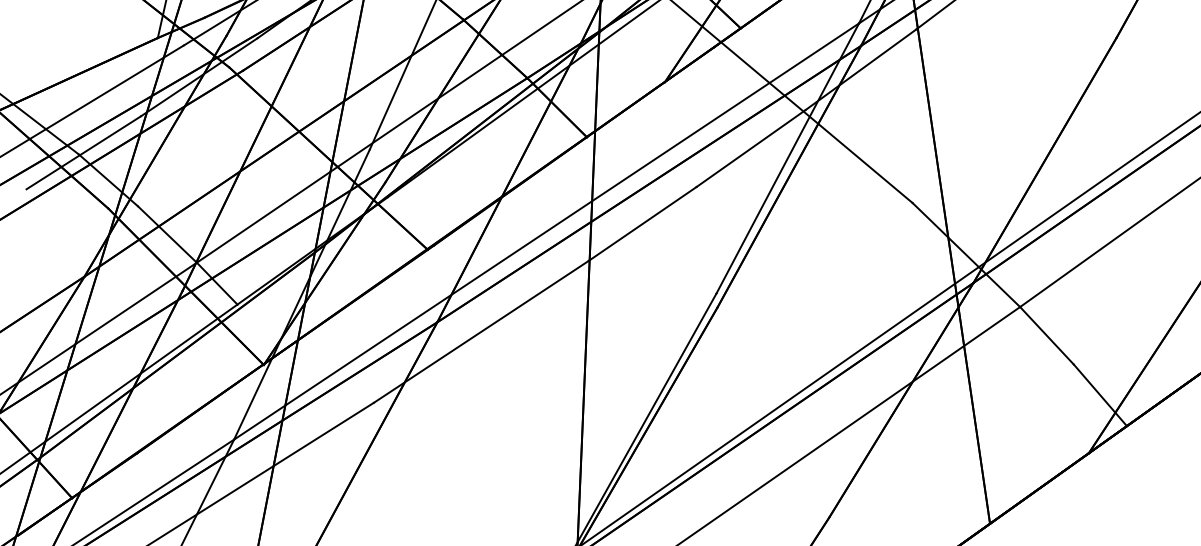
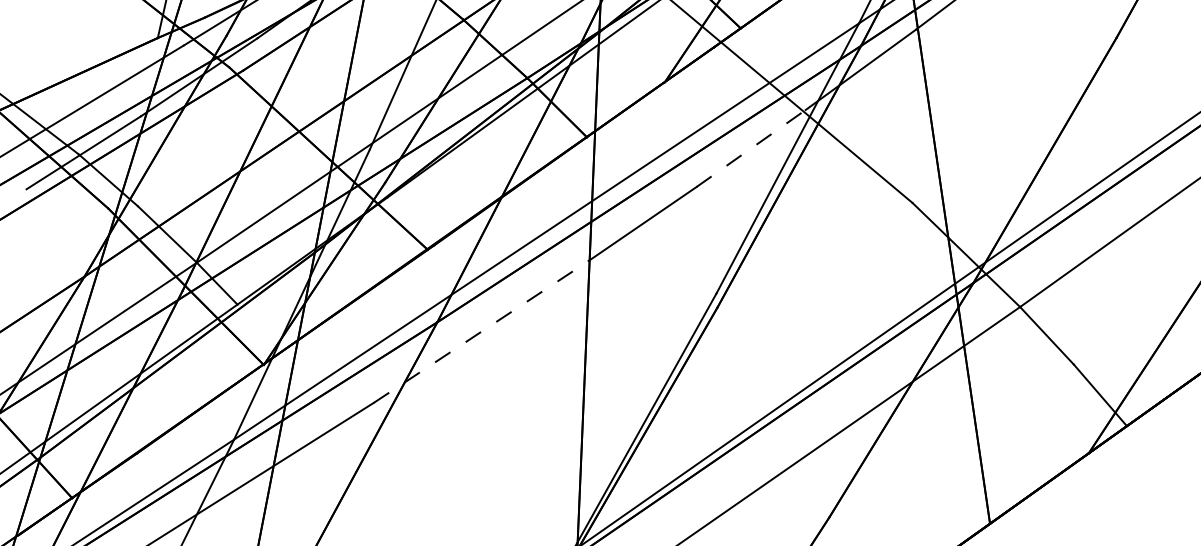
line: solid -> dashed (751, 148)
line: solid -> dashed (481, 331)
